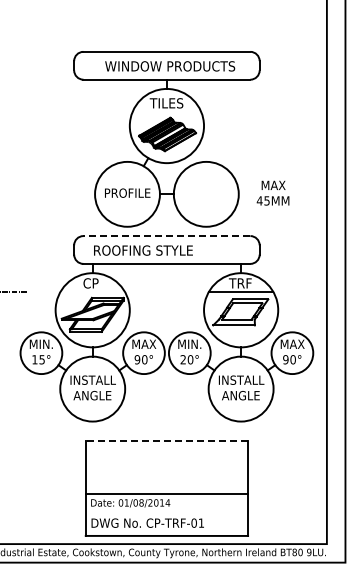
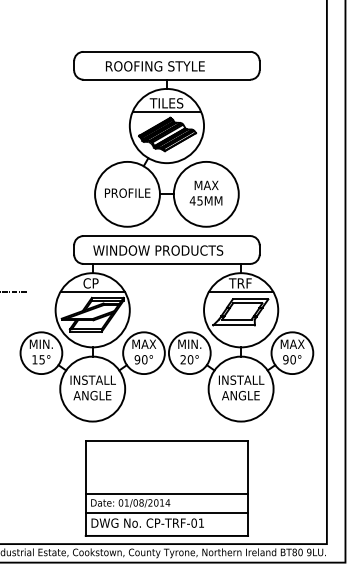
text: WINDOW PRODUCTS -> ROOFING STYLE (170, 66)
line: none -> present (166, 112)
text position: (272, 192) -> (205, 192) (205, 192)
line: dashed -> solid (166, 236)
text: ROOFING STYLE -> WINDOW PRODUCTS (158, 250)
line: none -> present (92, 291)
line: dashed -> solid (166, 441)
line: none -> present (166, 512)
